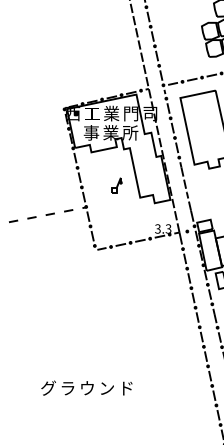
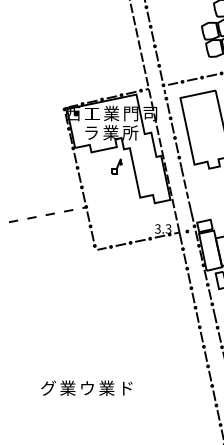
text: 事 -> ラ (91, 132)
part position: (116, 185) -> (116, 166) (116, 166)
text: ラ -> 業 (67, 387)
text: ン -> 業 (106, 387)
